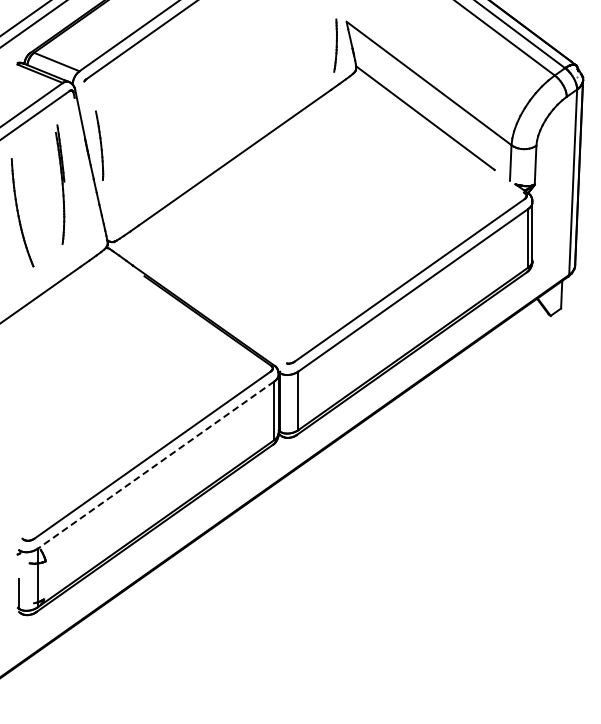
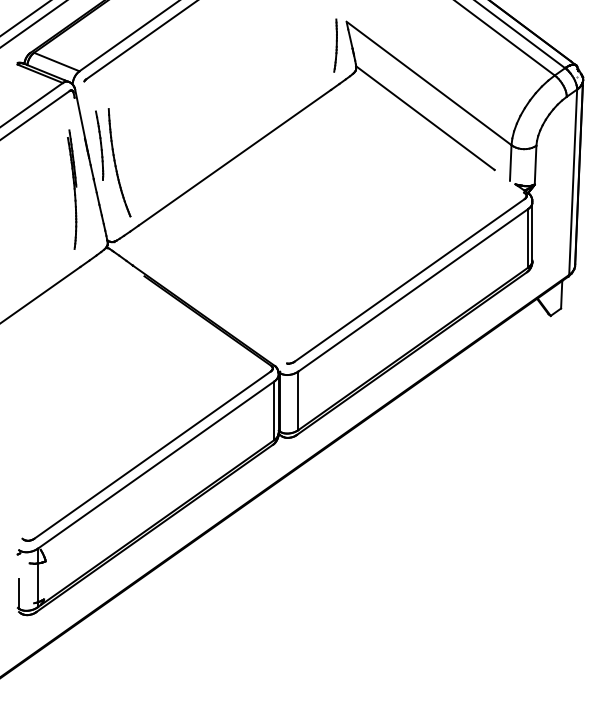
part position: (60, 184) -> (72, 189) (72, 189)
part position: (22, 212) -> (119, 162) (119, 162)
line: dashed -> solid (156, 465)
